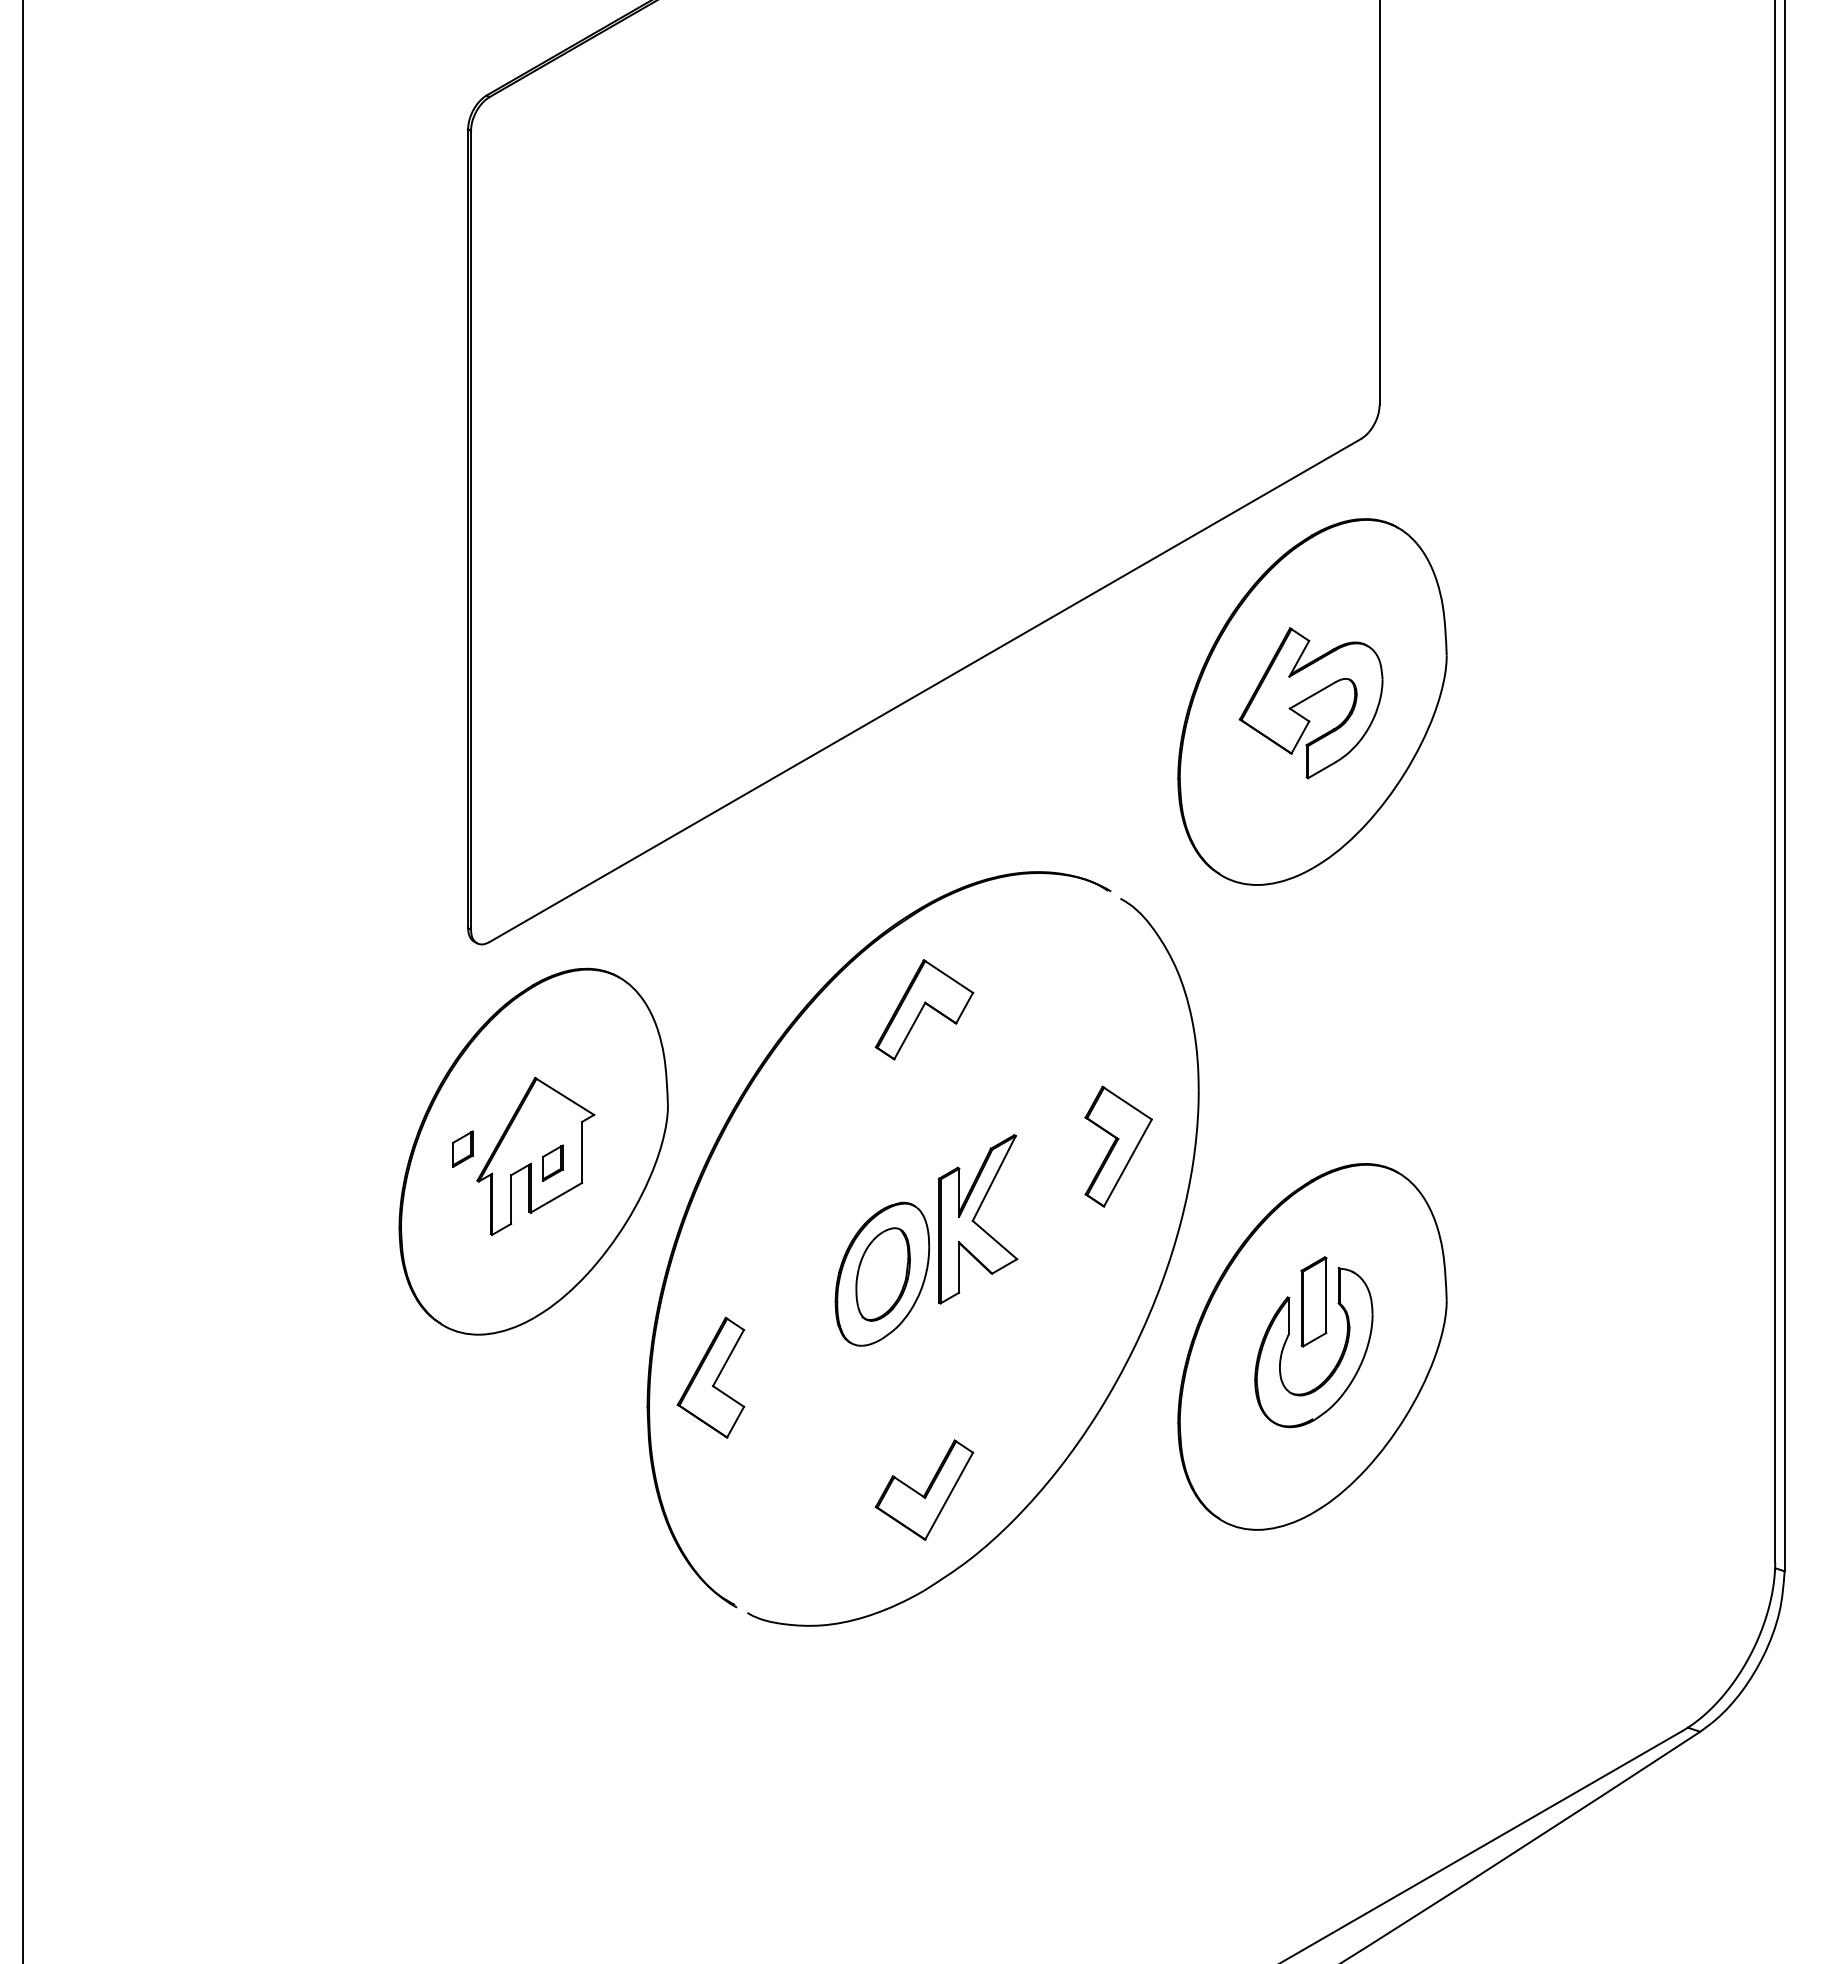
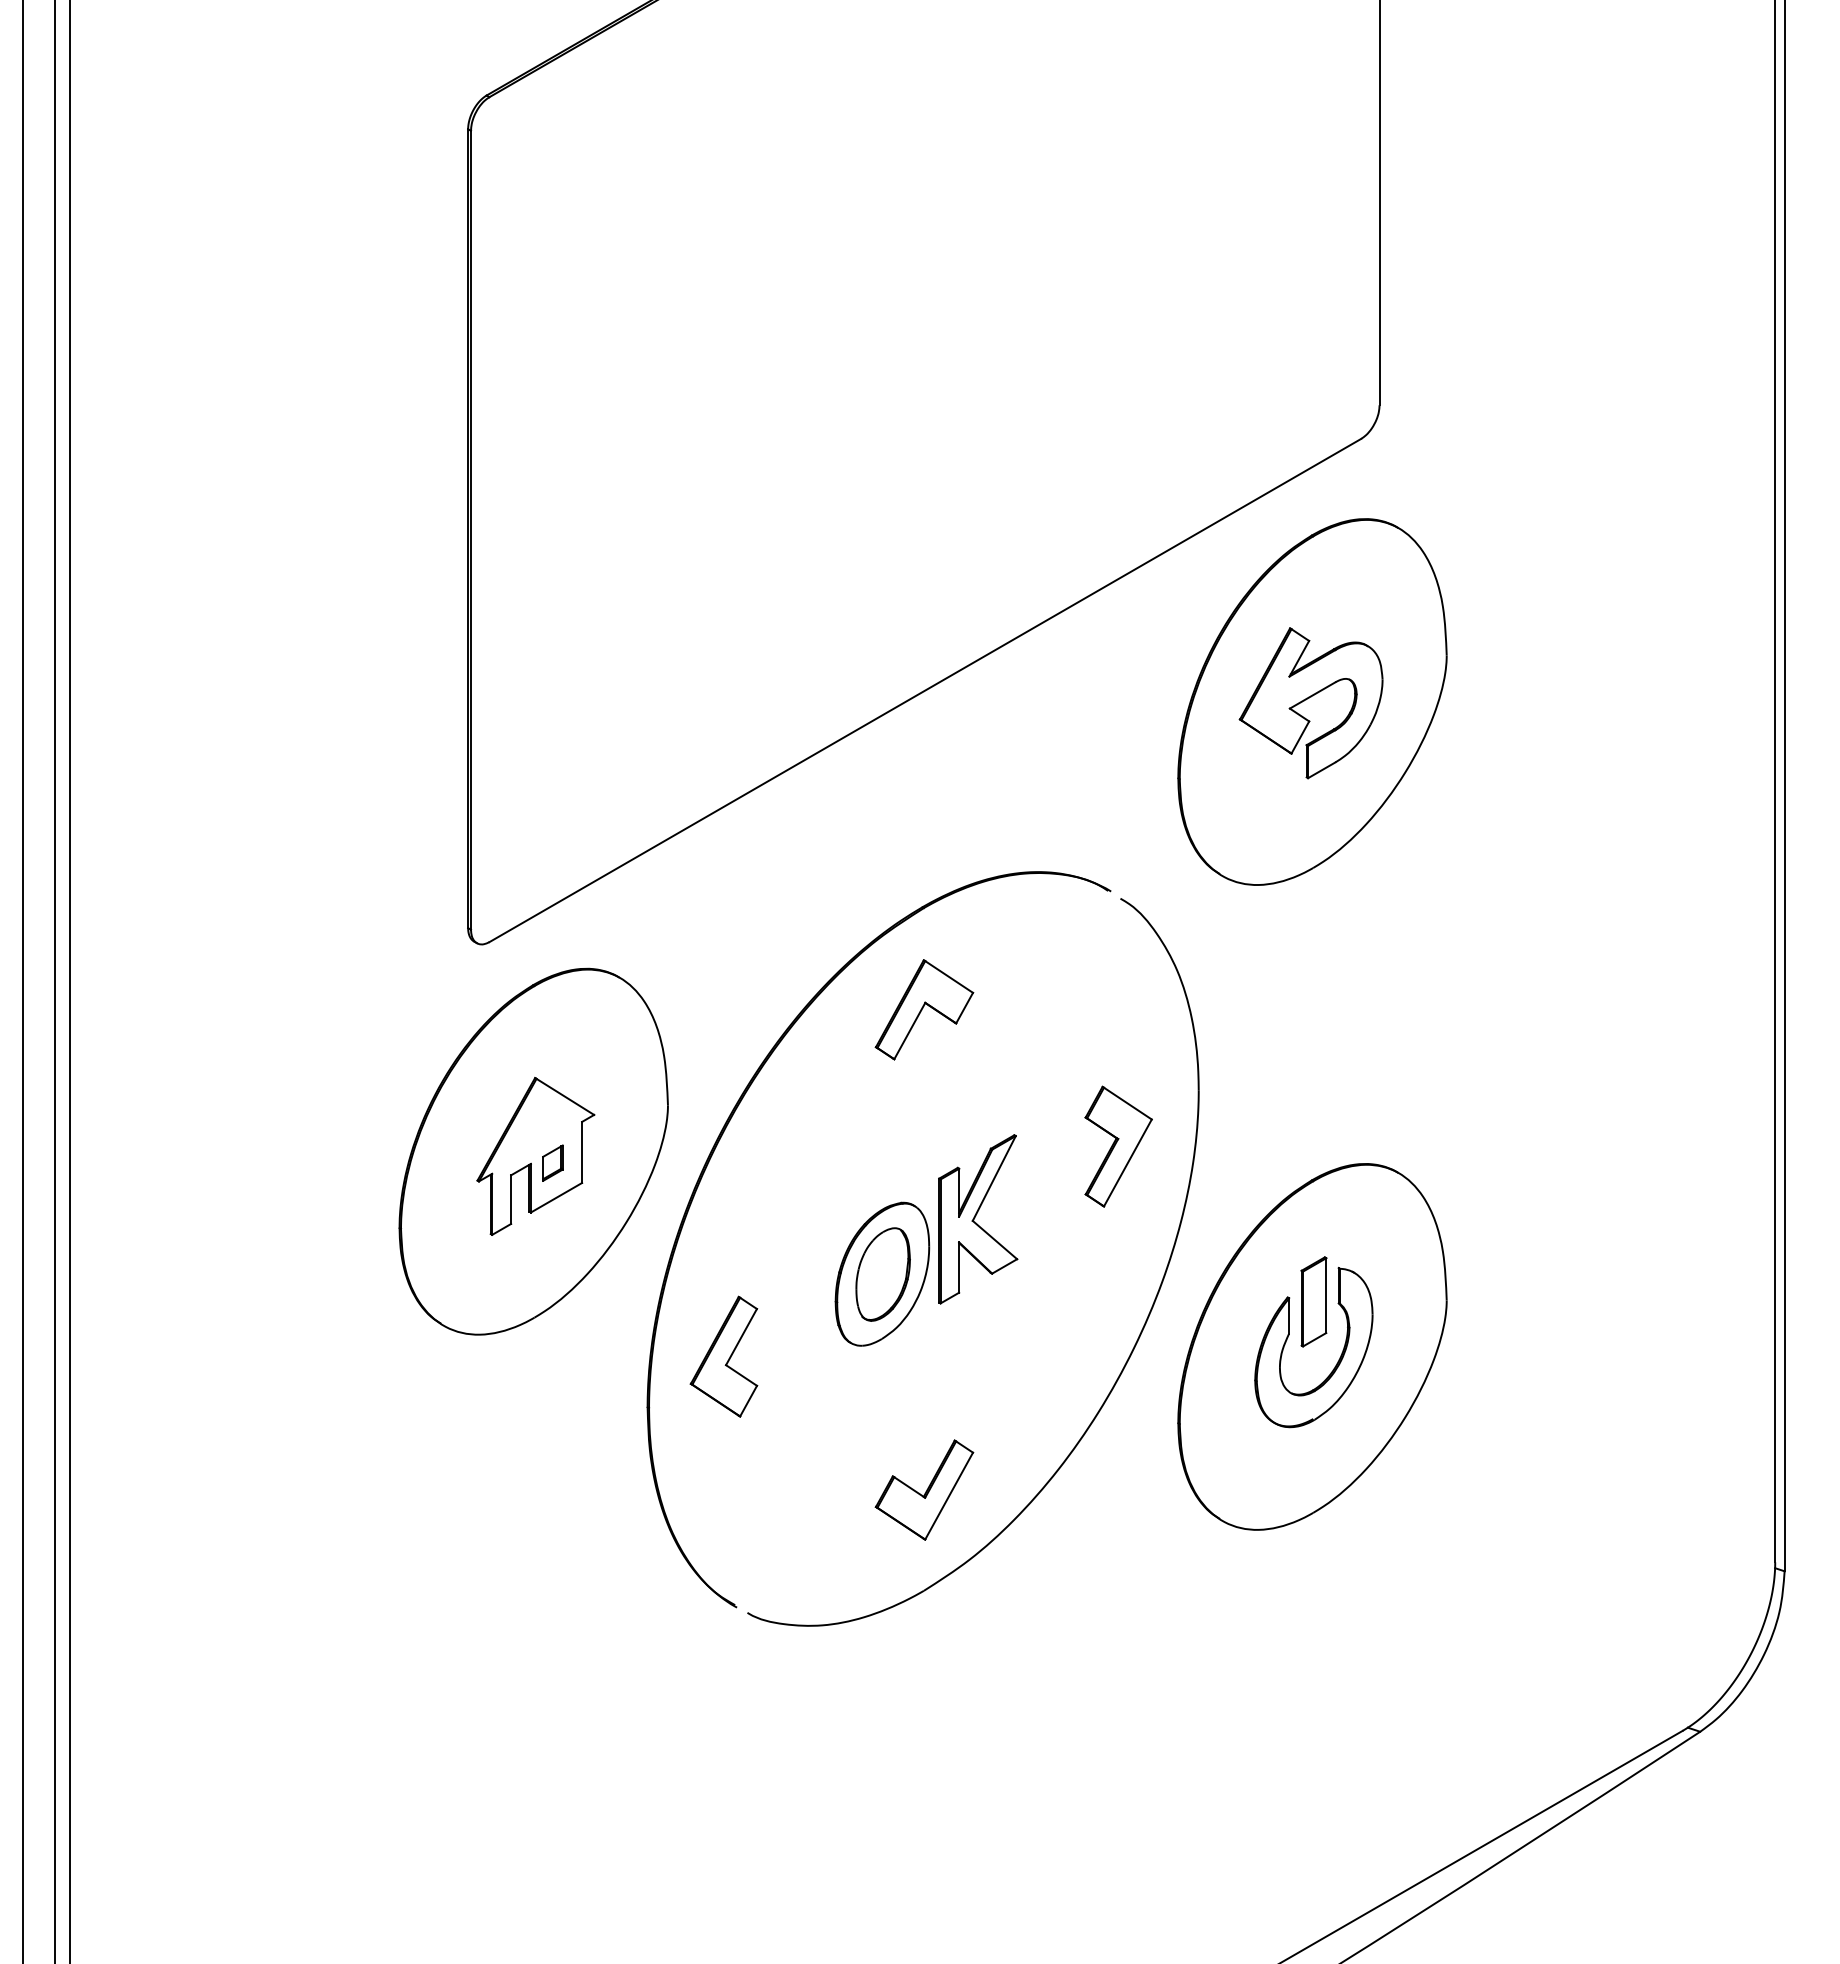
line: none -> present (55, 981)
line: none -> present (69, 981)
part: present -> none (462, 1148)
part position: (710, 1377) -> (723, 1356) (723, 1356)
